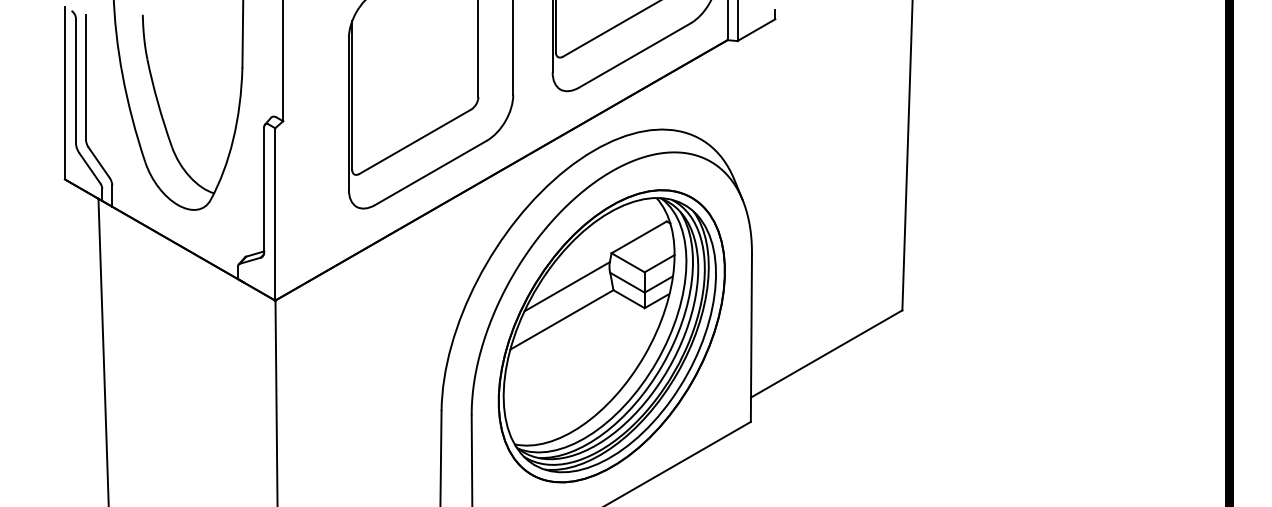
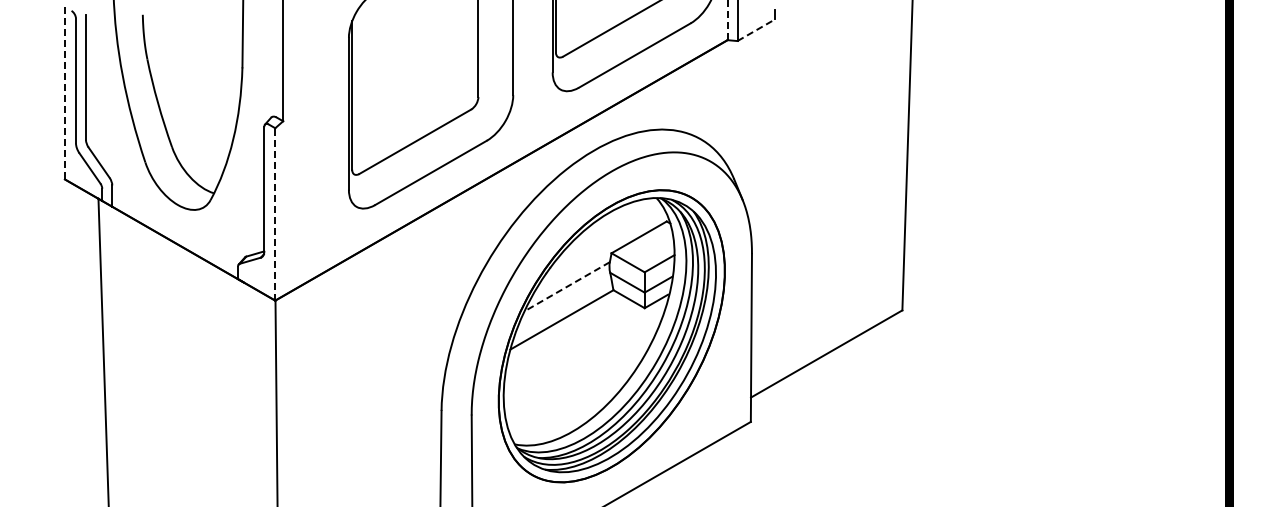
line: solid -> dashed (727, 20)
line: solid -> dashed (756, 30)
line: solid -> dashed (64, 93)
line: solid -> dashed (275, 213)
line: solid -> dashed (566, 286)
